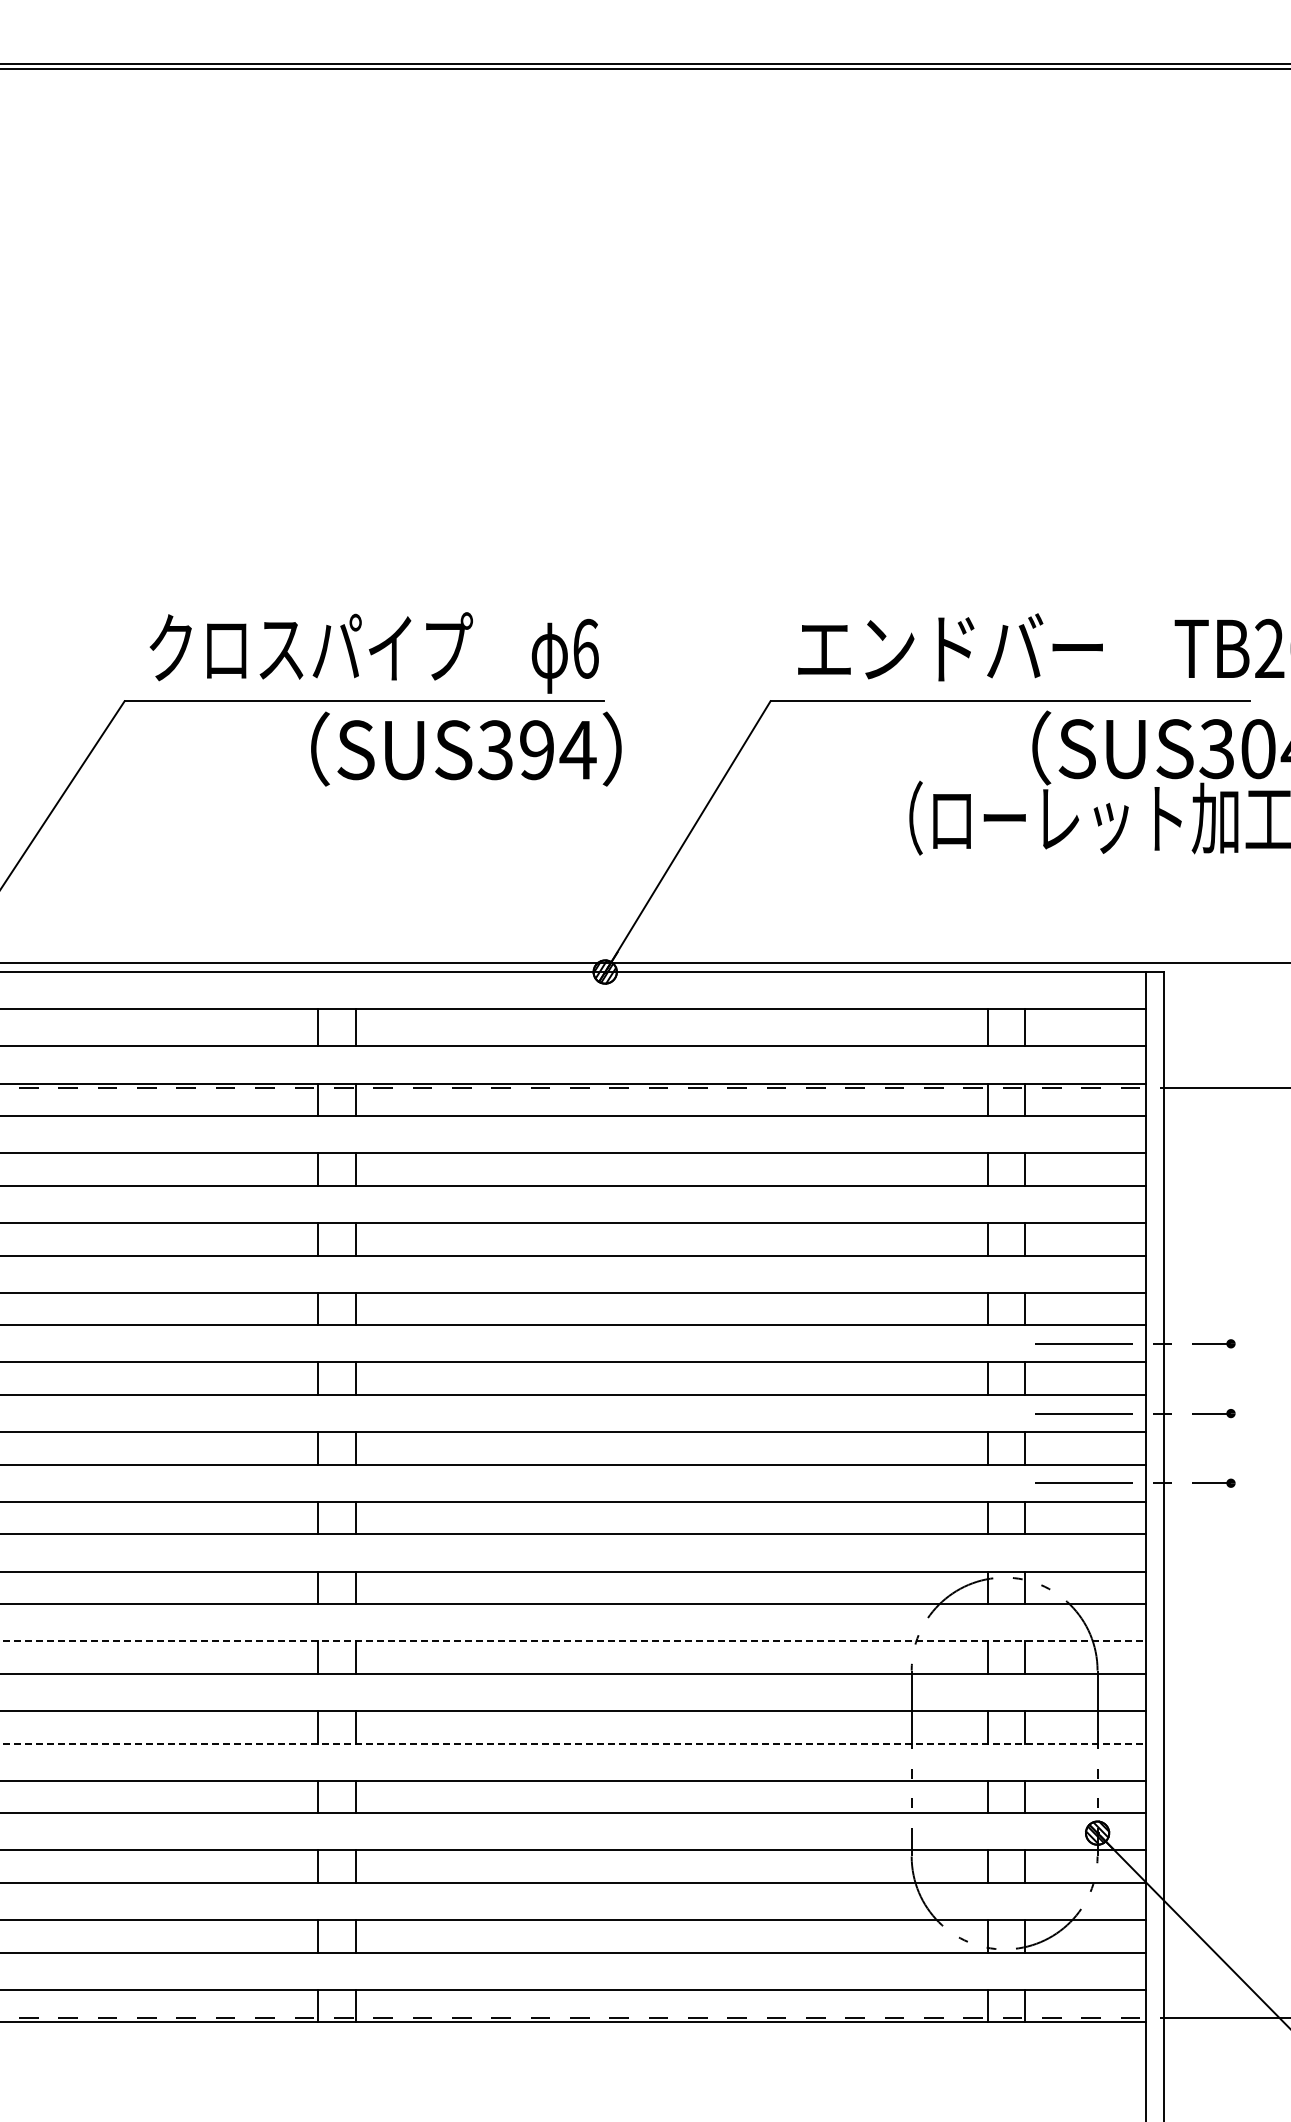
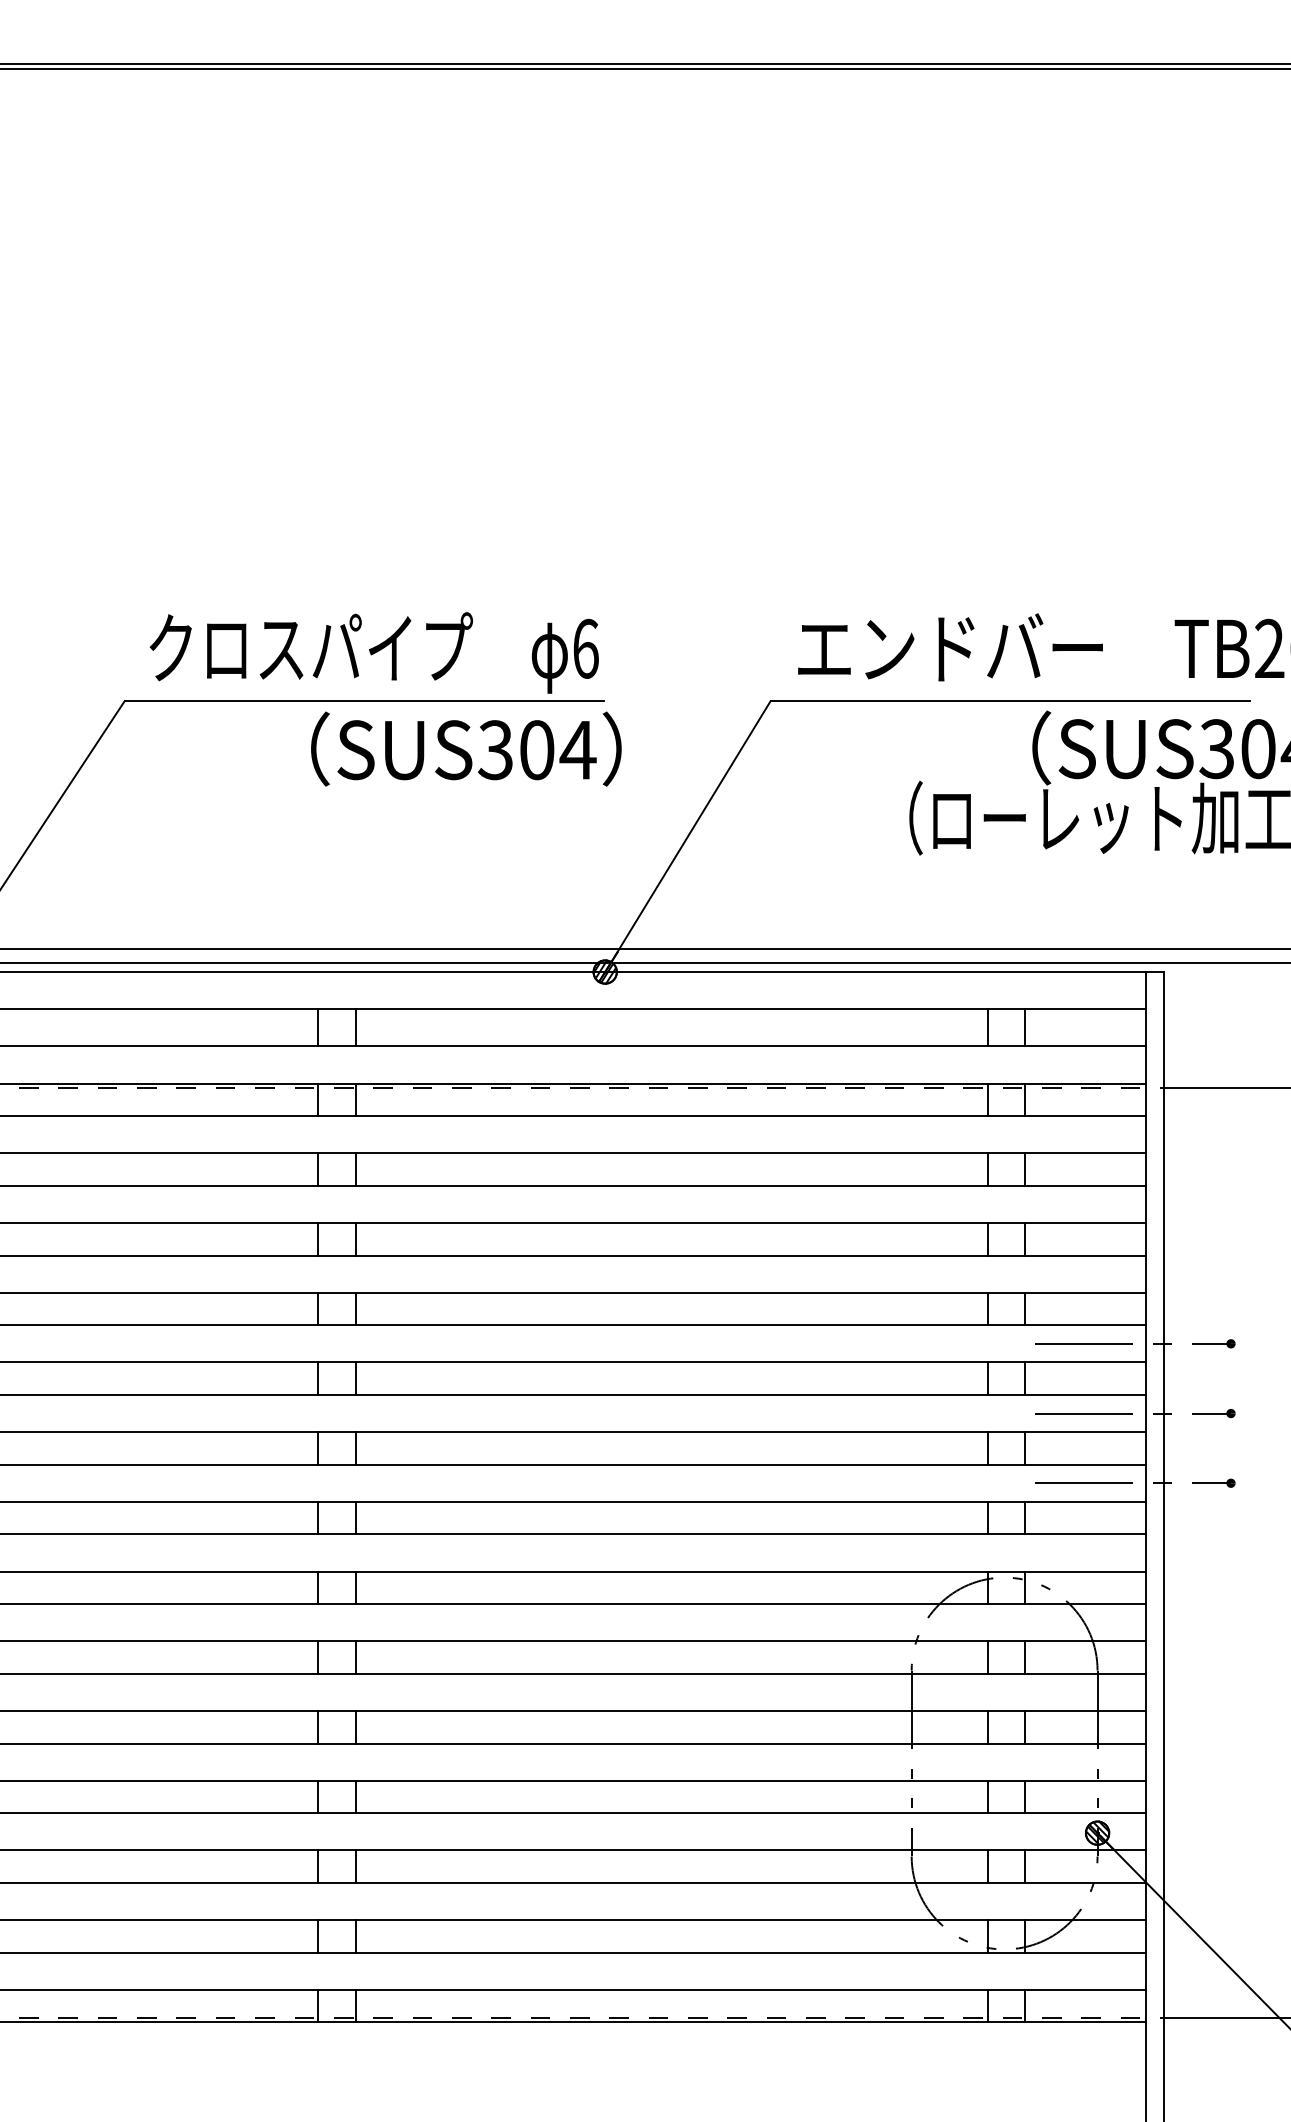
text: SUS394 -> SUS304 (537, 750)
line: none -> present (644, 948)
line: dashed -> solid (573, 1641)
line: dashed -> solid (573, 1743)
